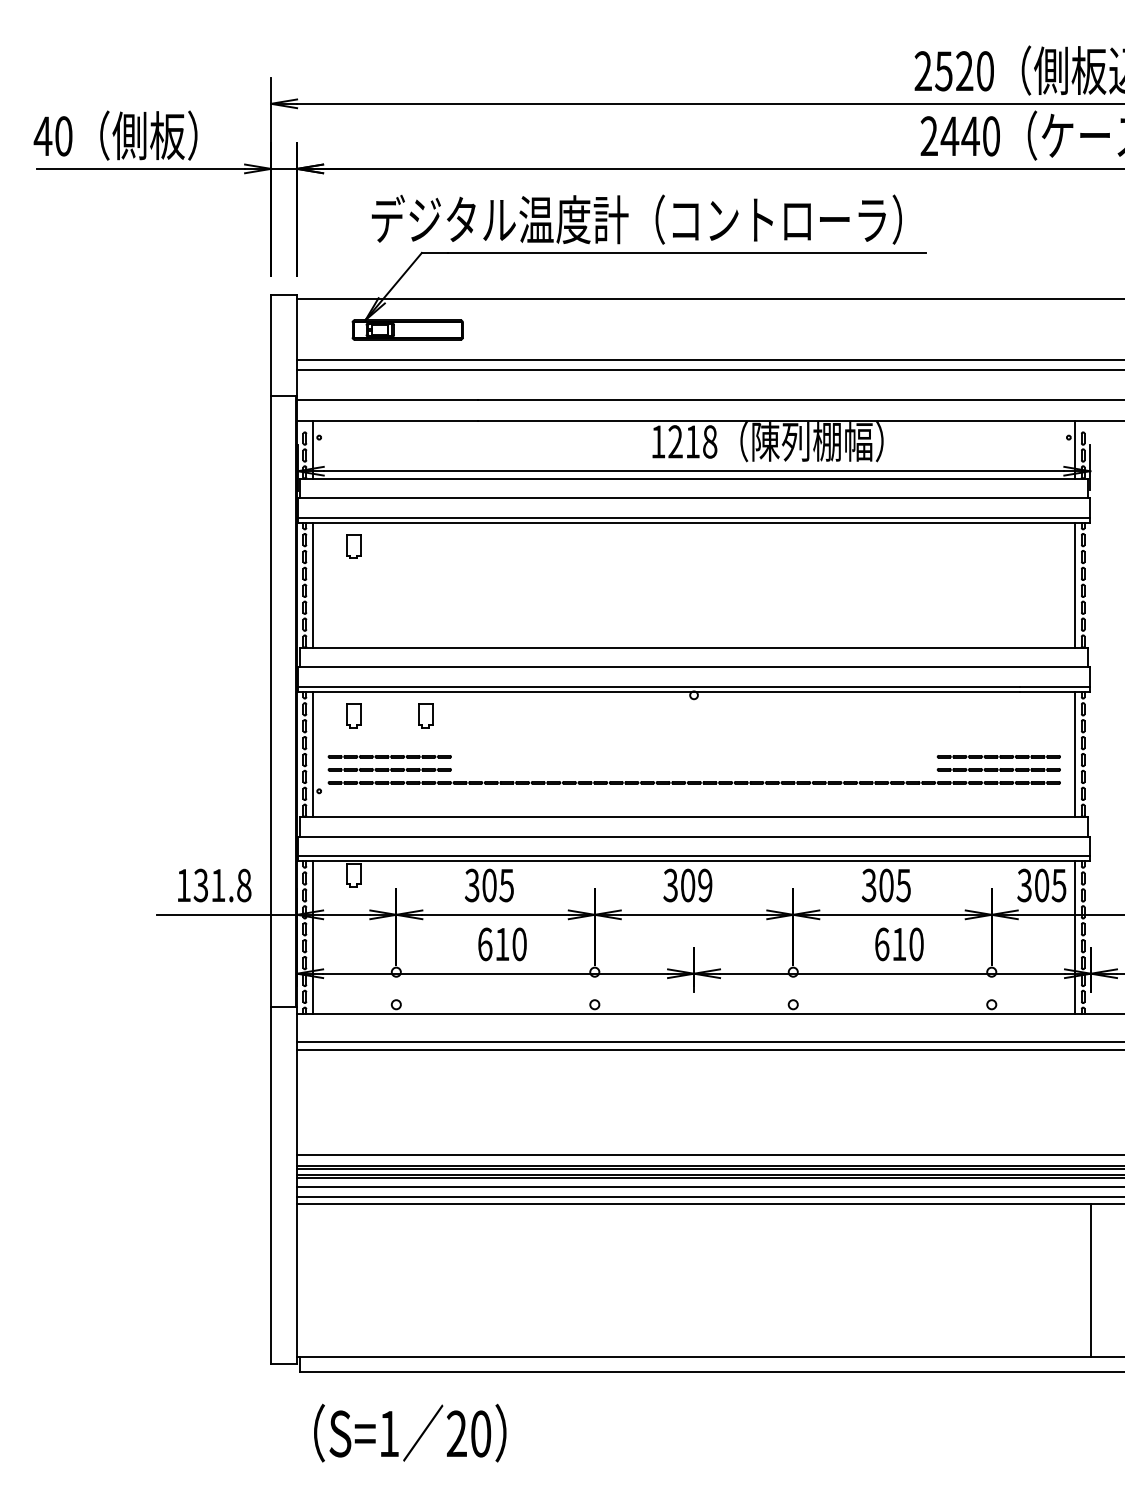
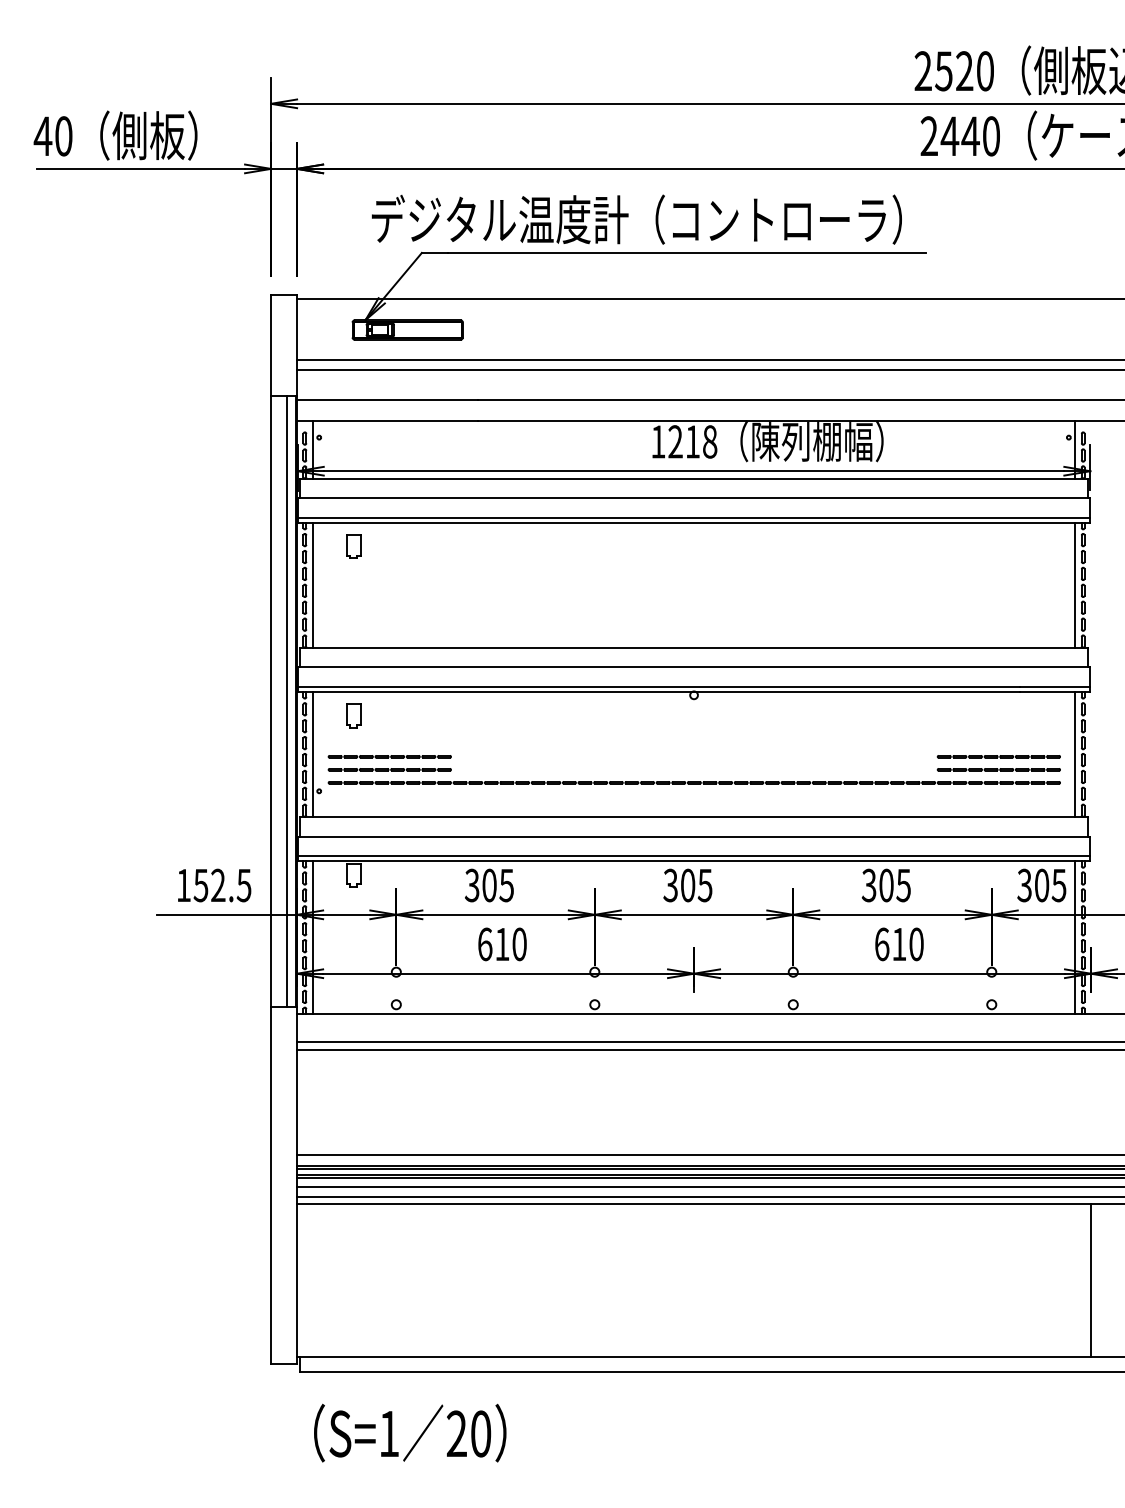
line: none -> present (286, 700)
part: present -> none (425, 715)
text: 131.8 -> 152.5 (222, 885)
text: 309 -> 305 (704, 885)
